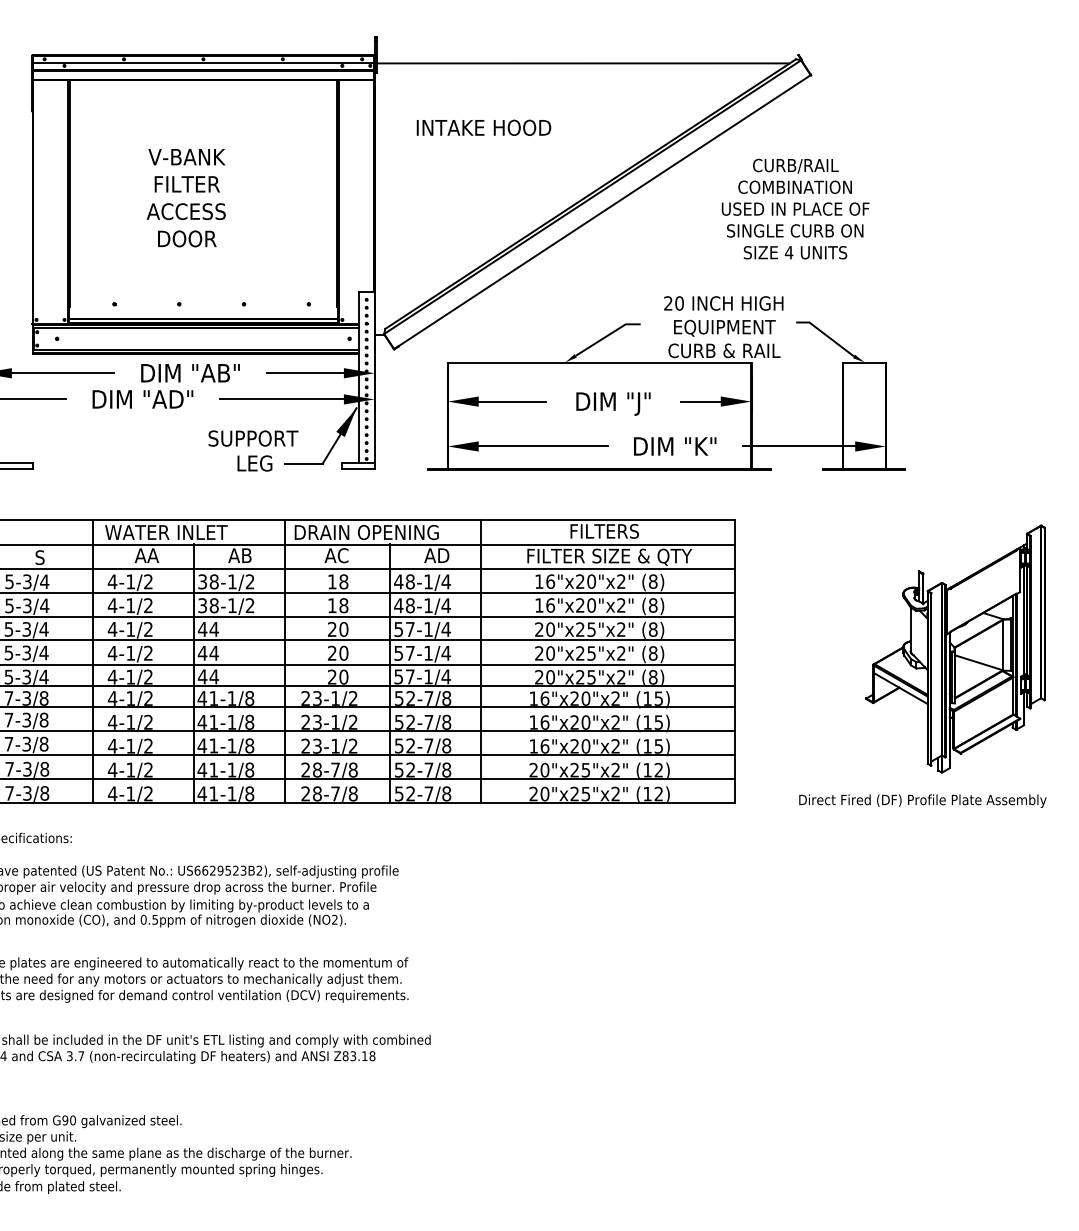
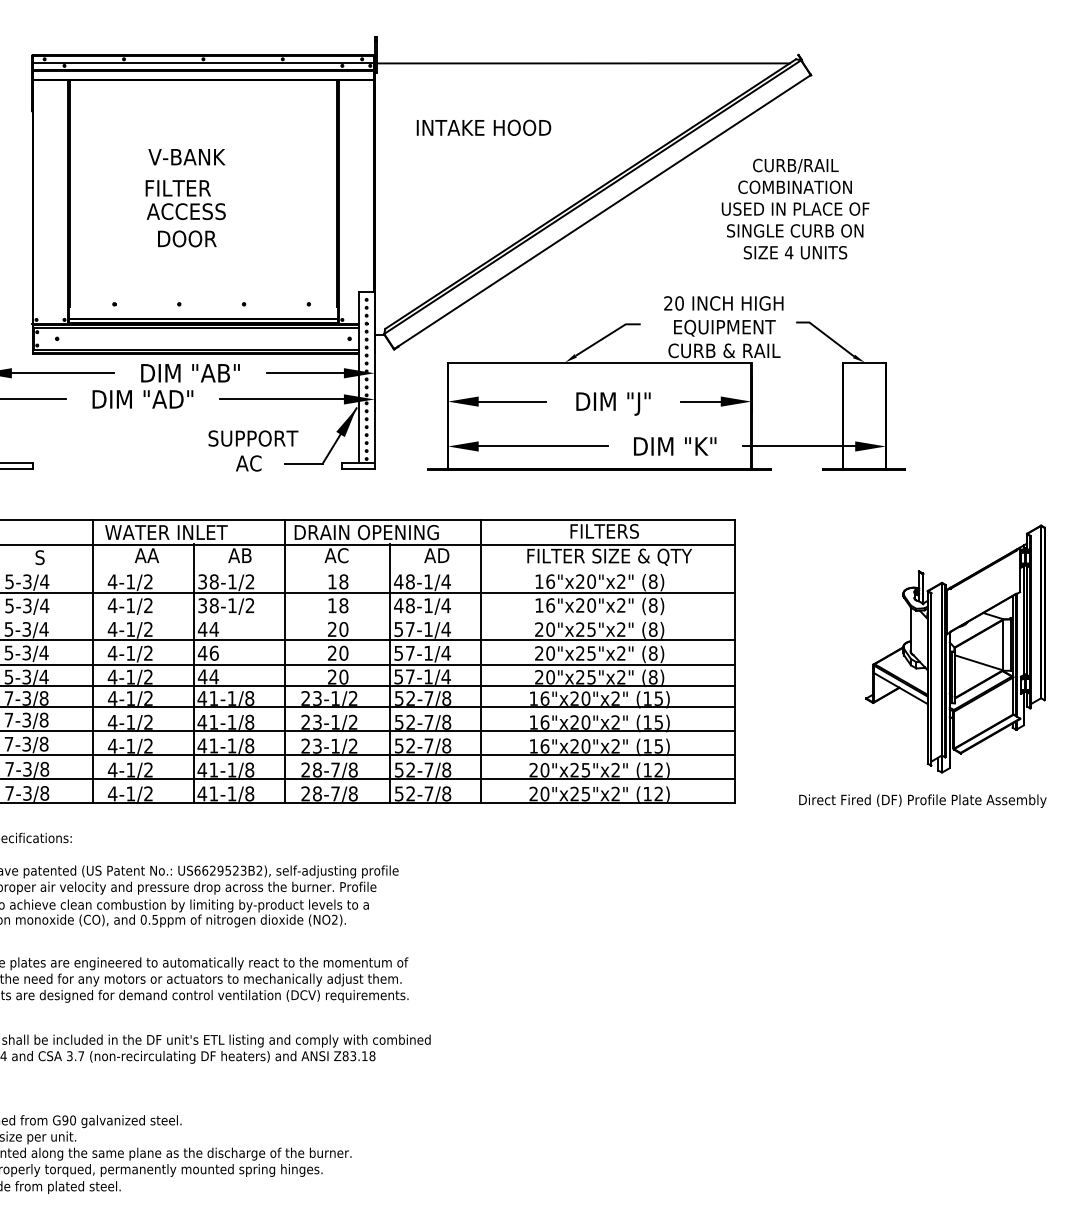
text position: (186, 184) -> (177, 188) (177, 188)
text: LEG -> AC (254, 463)
line: present -> none (368, 568)
line: present -> none (368, 616)
text: 44 -> 46 (214, 652)
